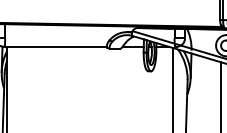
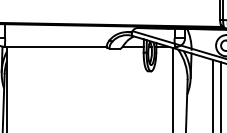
line: none -> present (213, 94)
